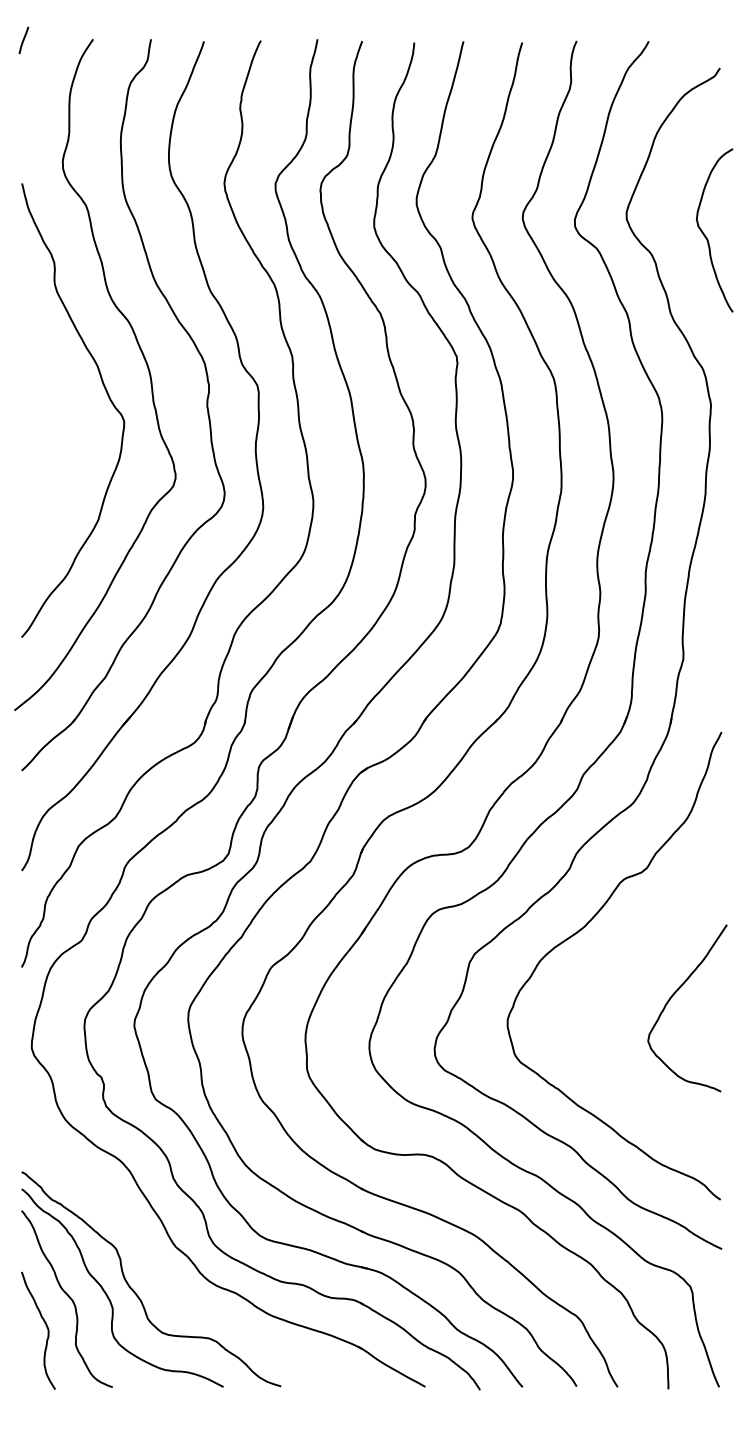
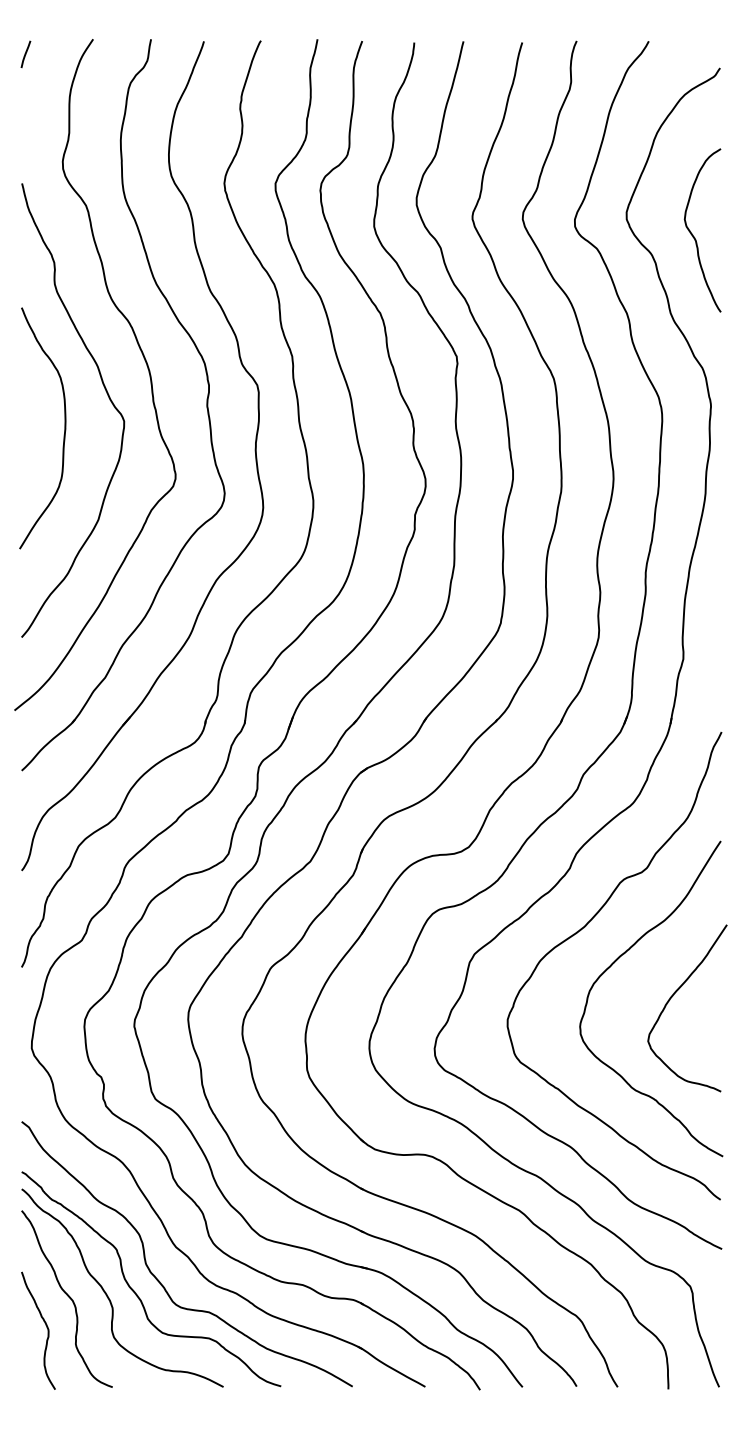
line position: (23, 40) -> (25, 54) (25, 54)
curve position: (707, 237) -> (695, 237) (695, 237)
curve: none -> present (64, 428)
curve: none -> present (615, 962)
curve: none -> present (155, 1275)
